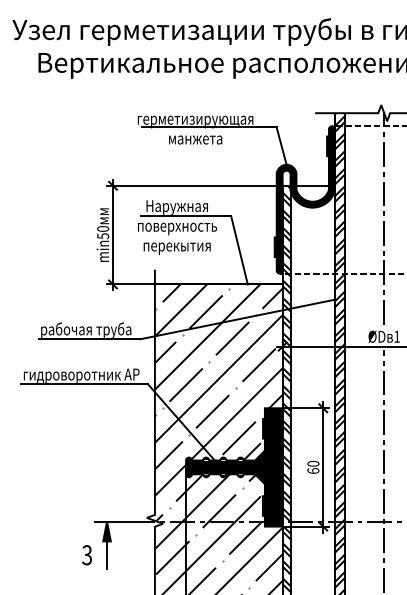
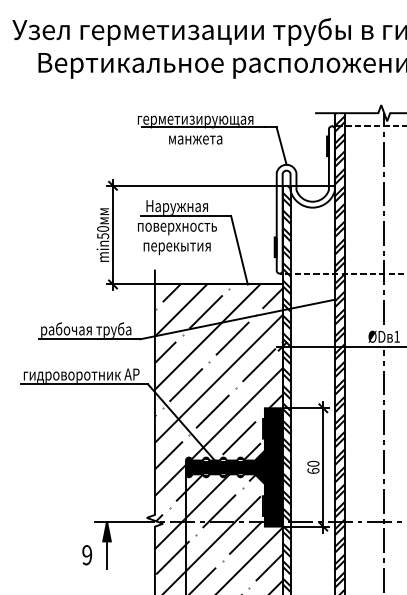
fill: present -> none (305, 199)
text: 3 -> 9 (87, 555)
